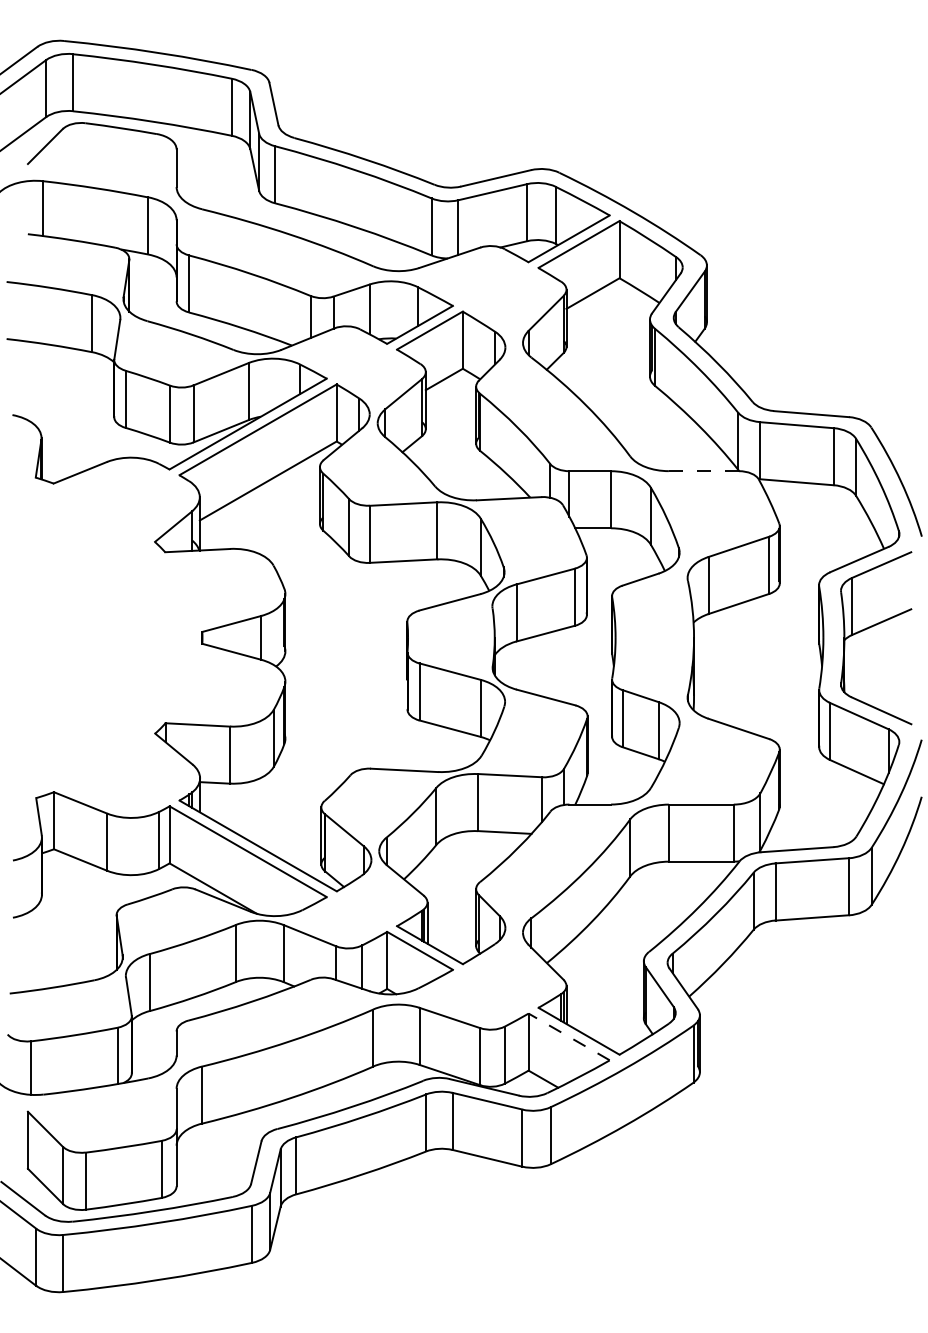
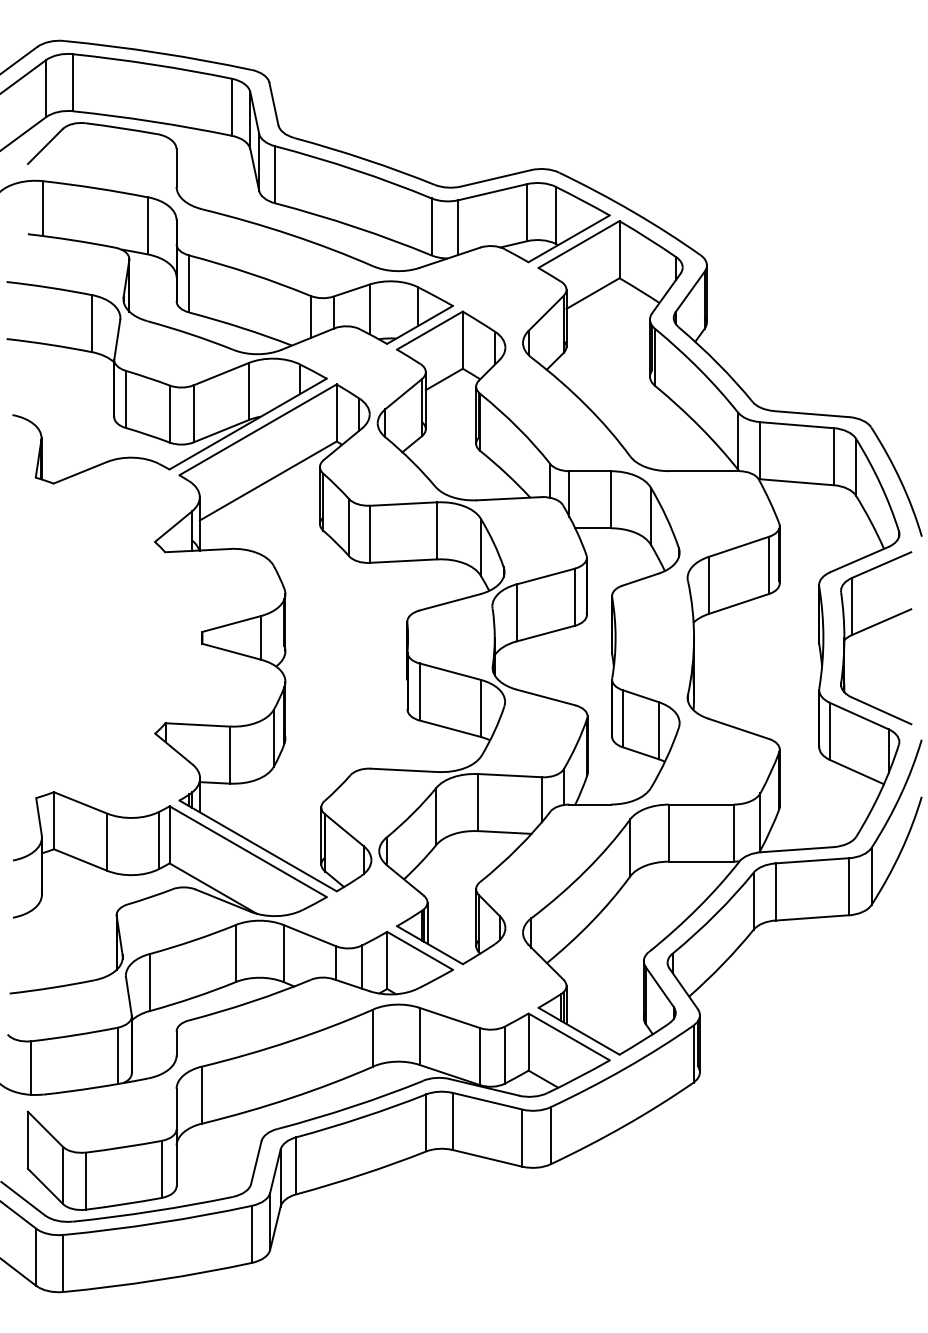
line: dashed -> solid (704, 471)
line: dashed -> solid (569, 1036)
